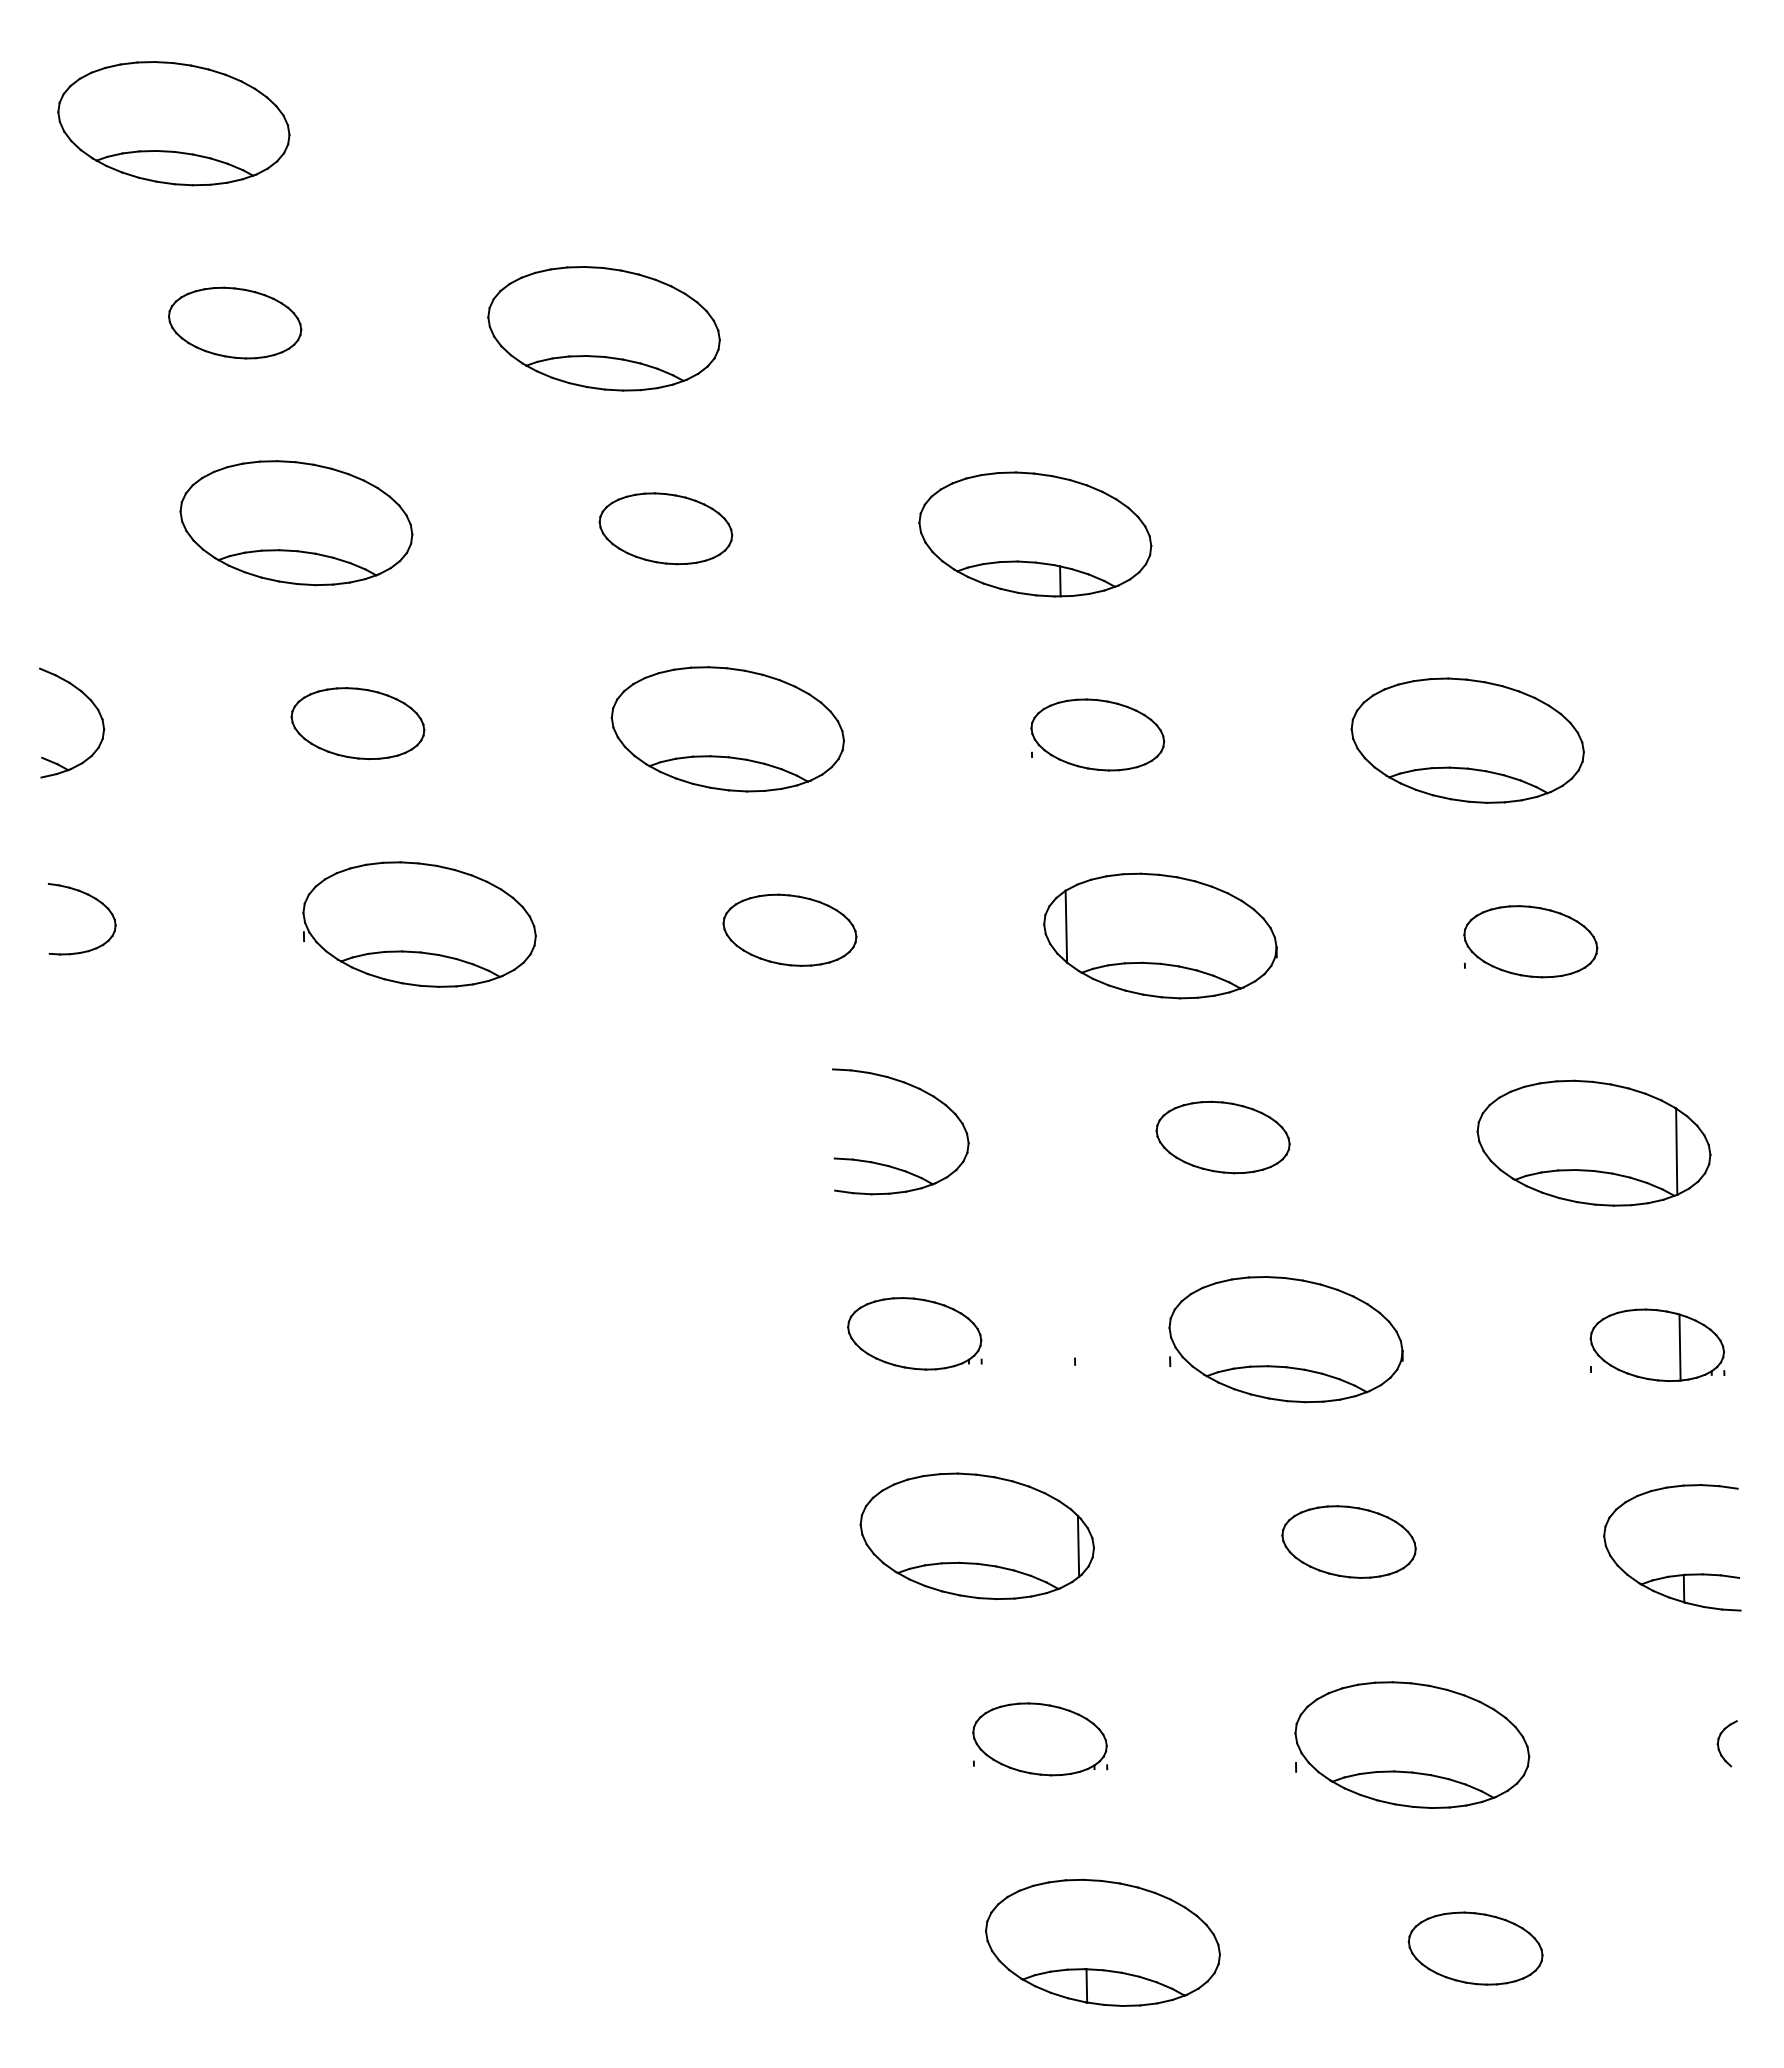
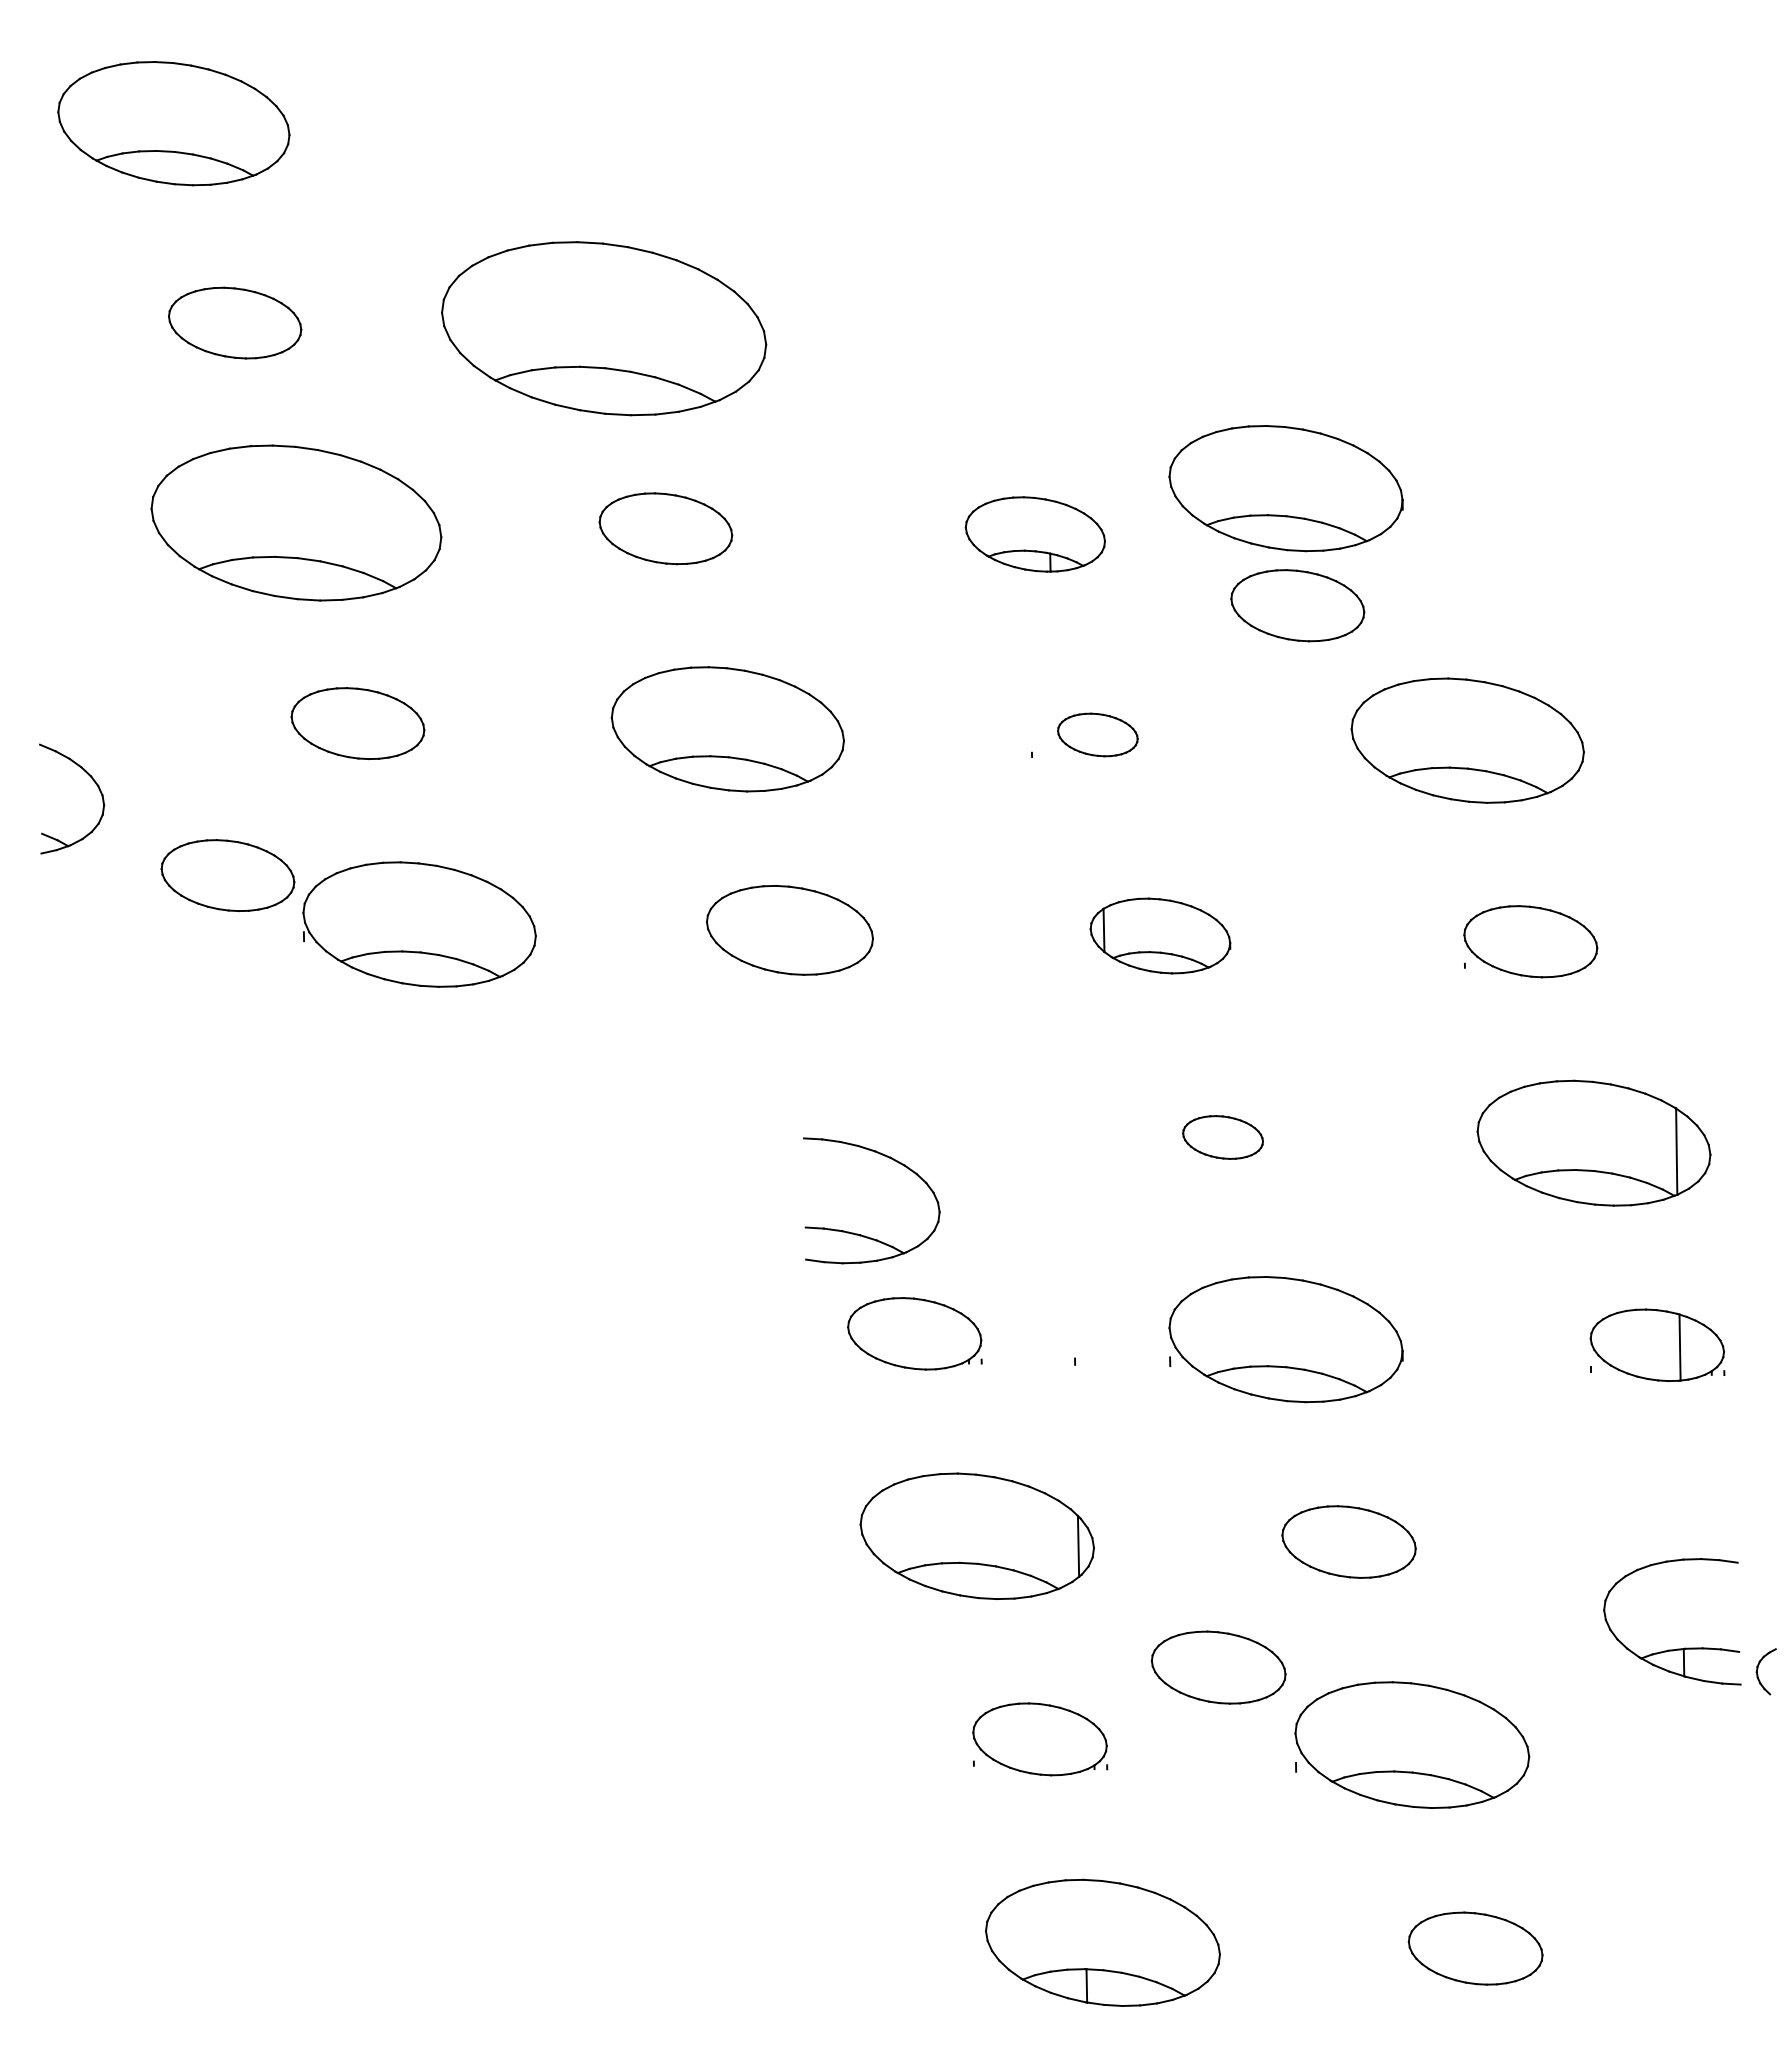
part size: 234x126 px -> 327x176 px (604, 328)
part: none -> present (1285, 488)
part size: 235x127 px -> 293x158 px (296, 522)
part size: 235x127 px -> 142x77 px (1034, 534)
part: none -> present (1297, 605)
part position: (92, 704) -> (92, 780) (92, 780)
part size: 136x74 px -> 82x46 px (1097, 734)
part: none -> present (227, 875)
part: present -> none (94, 899)
part size: 136x74 px -> 168x91 px (789, 930)
part size: 235x128 px -> 143x78 px (1160, 935)
part size: 136x75 px -> 82x45 px (1222, 1137)
part position: (890, 1165) -> (861, 1234) (861, 1234)
part position: (1677, 1574) -> (1677, 1648) (1677, 1648)
part: none -> present (1218, 1667)
part position: (1719, 1741) -> (1758, 1669) (1758, 1669)
